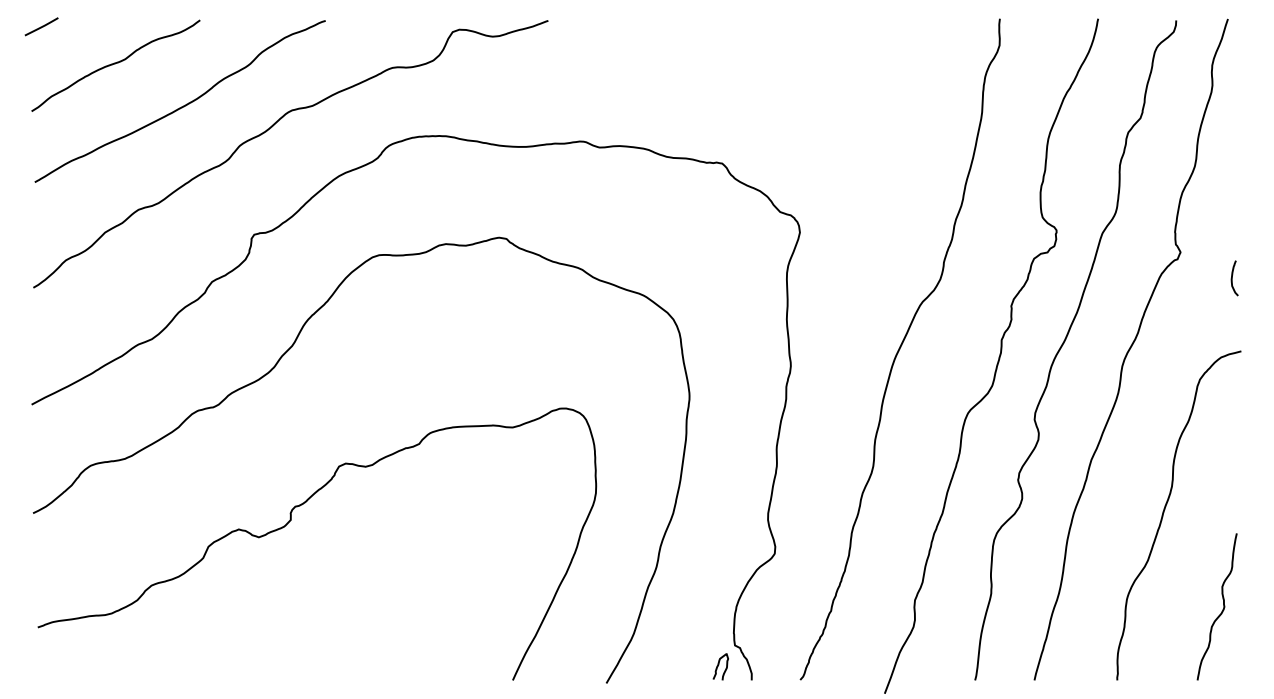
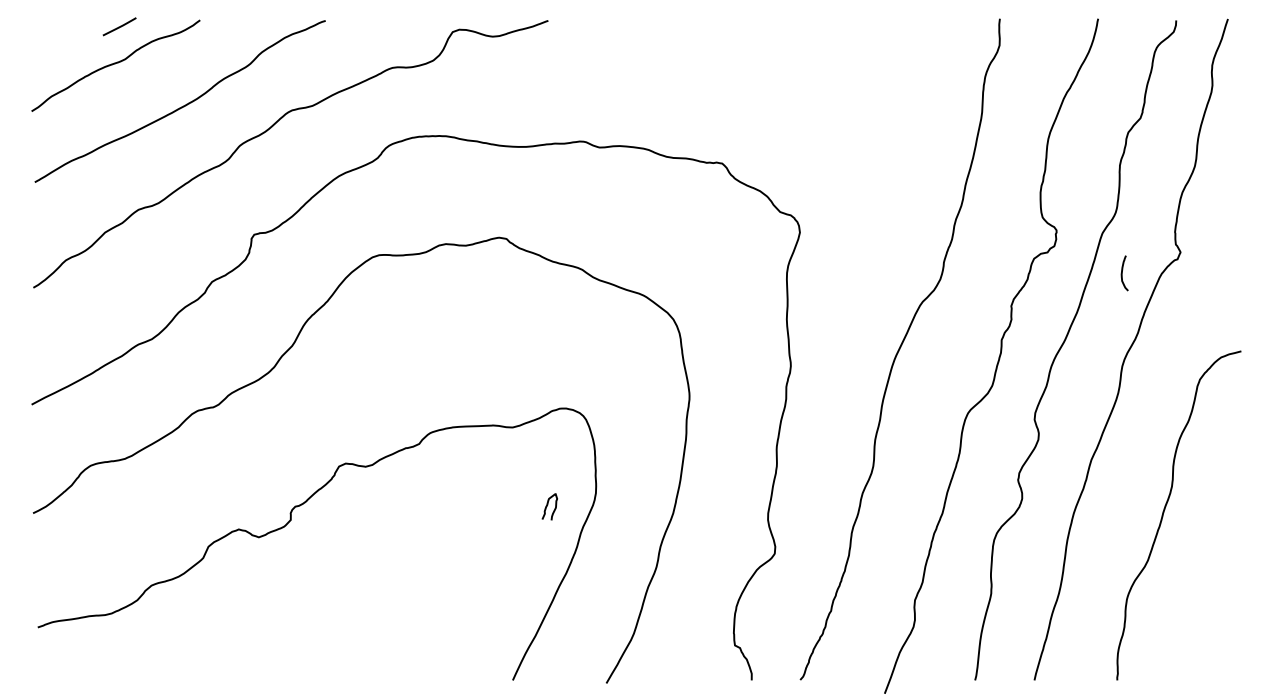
line position: (41, 26) -> (119, 26) (119, 26)
curve position: (1232, 278) -> (1122, 273) (1122, 273)
curve: present -> none (1222, 609)
curve position: (718, 666) -> (547, 506) (547, 506)
